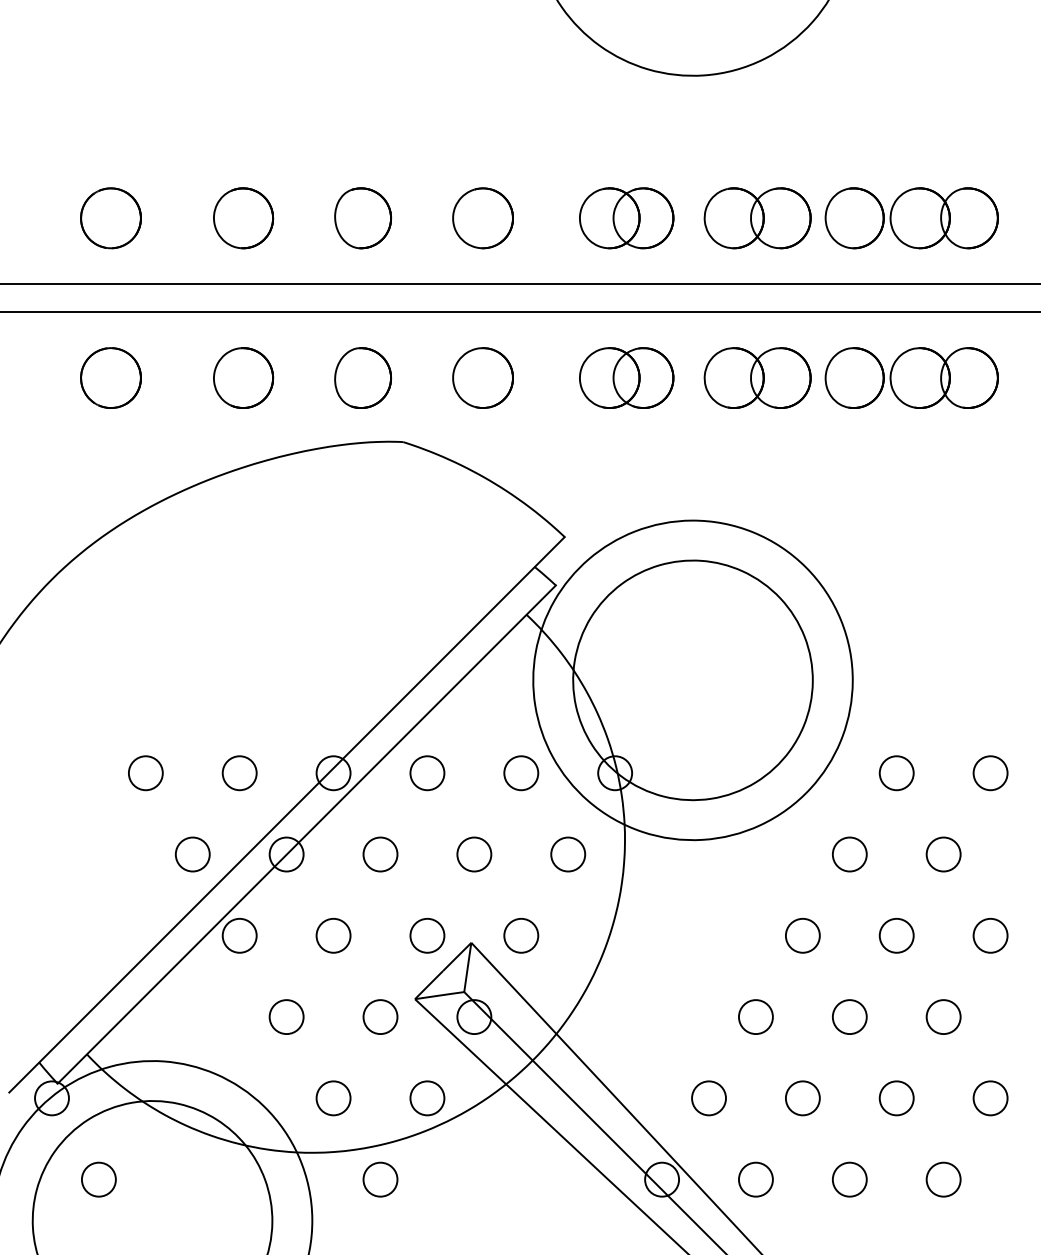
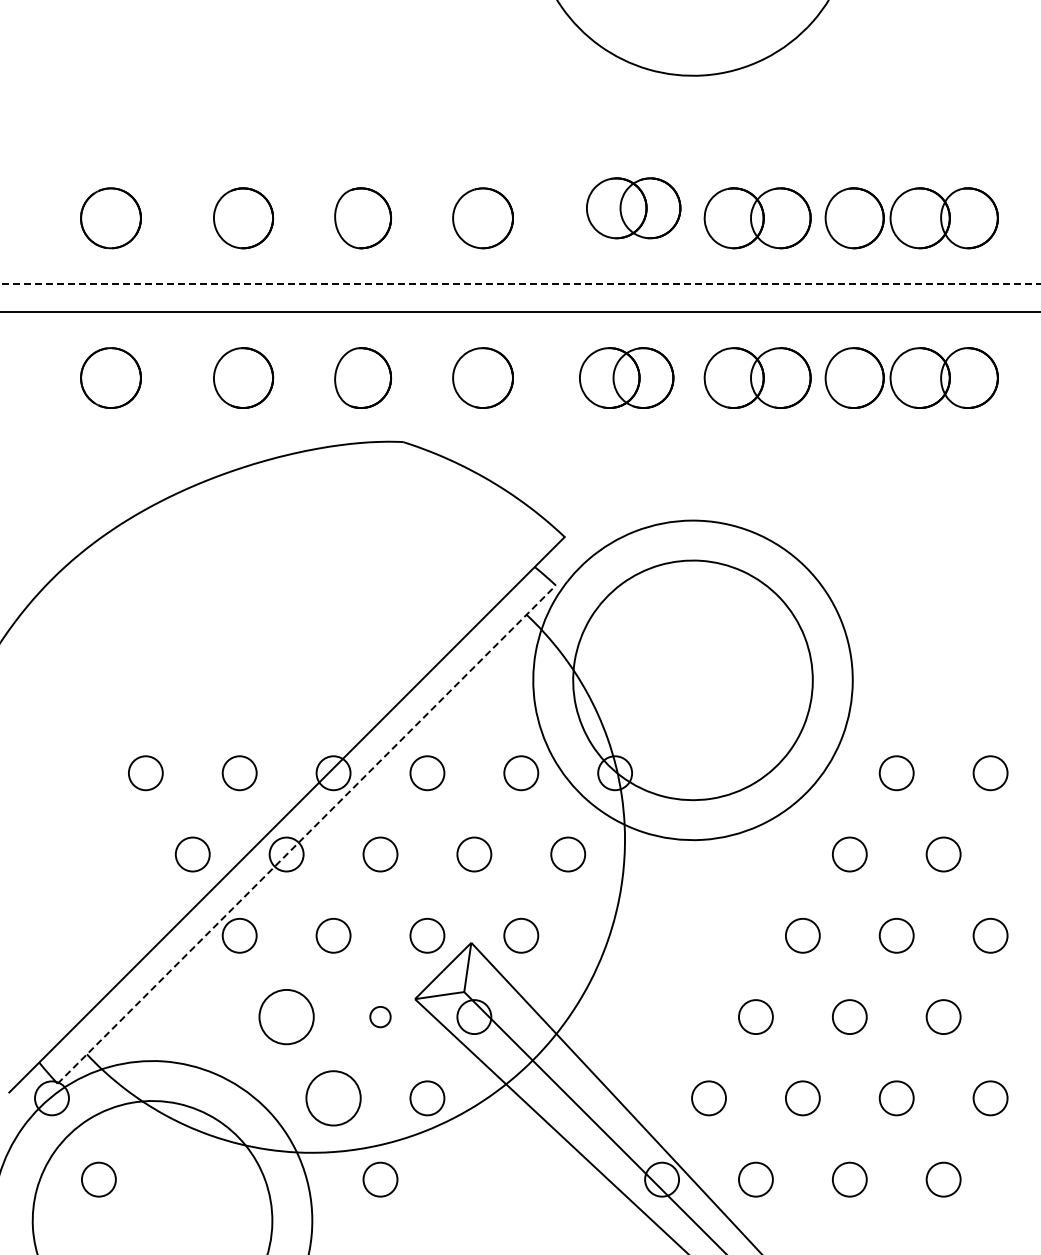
part position: (626, 218) -> (633, 208) (633, 208)
line: solid -> dashed (521, 284)
line: solid -> dashed (307, 834)
circle diameter: 34 px -> 54 px (286, 1016)
circle diameter: 34 px -> 20 px (380, 1016)
circle diameter: 34 px -> 54 px (333, 1098)
